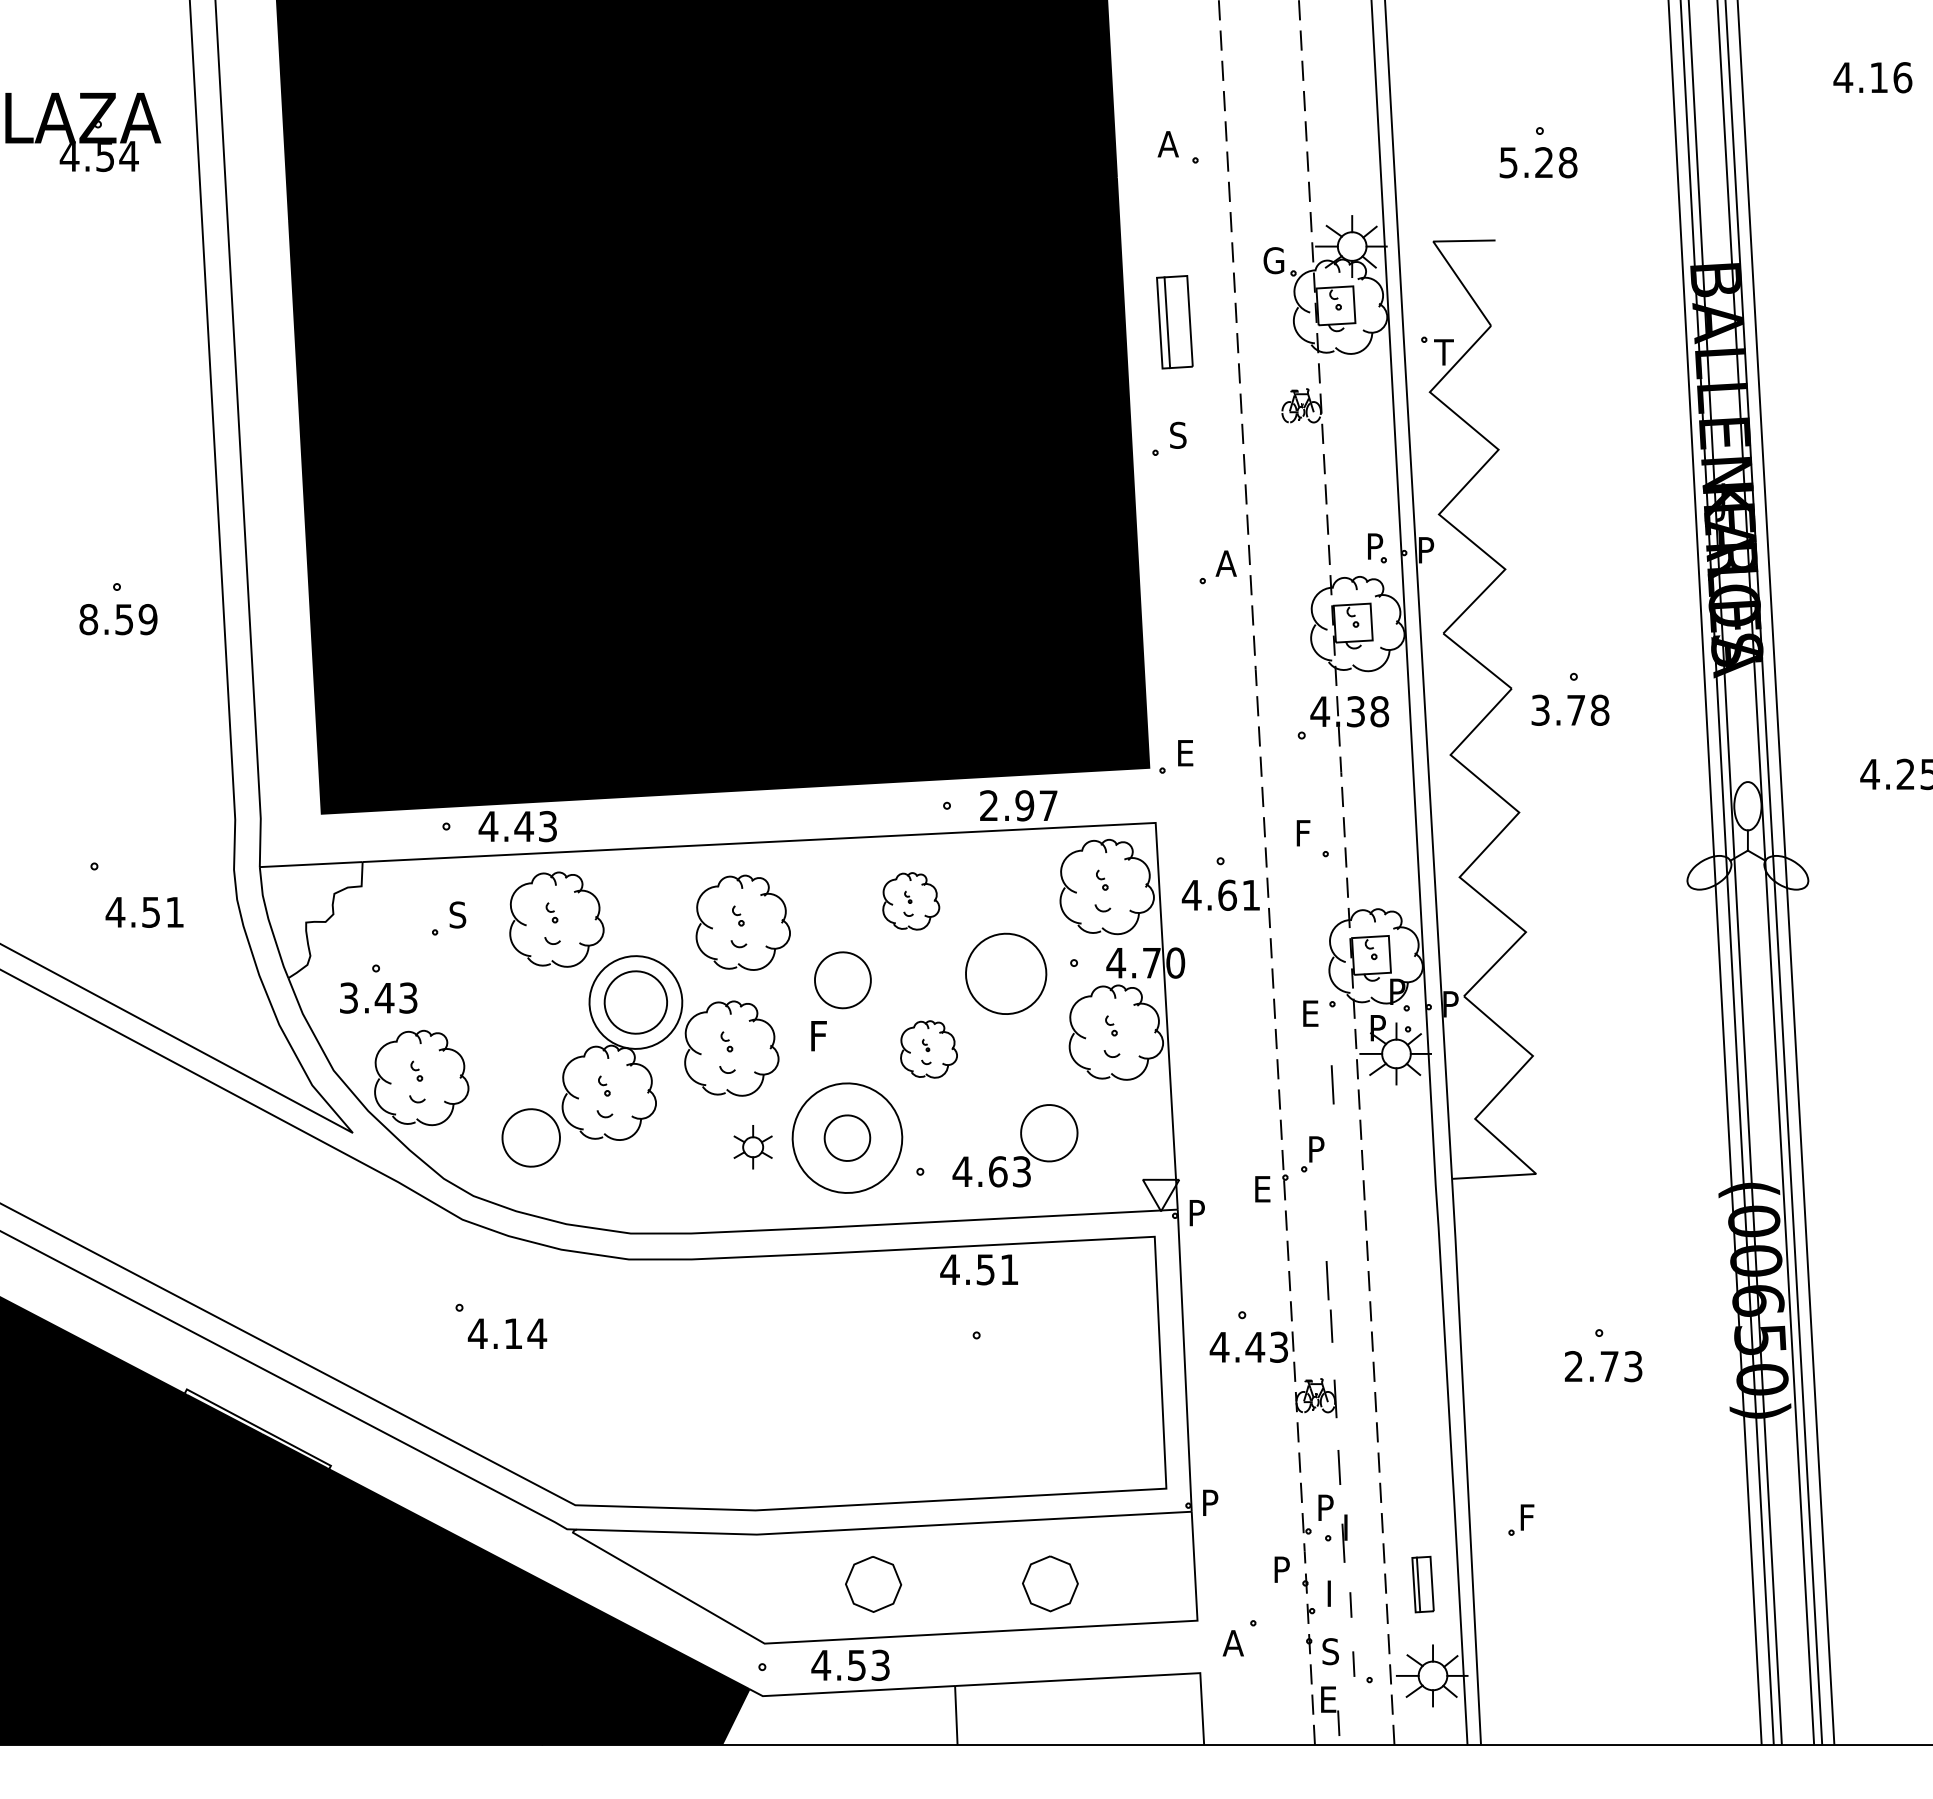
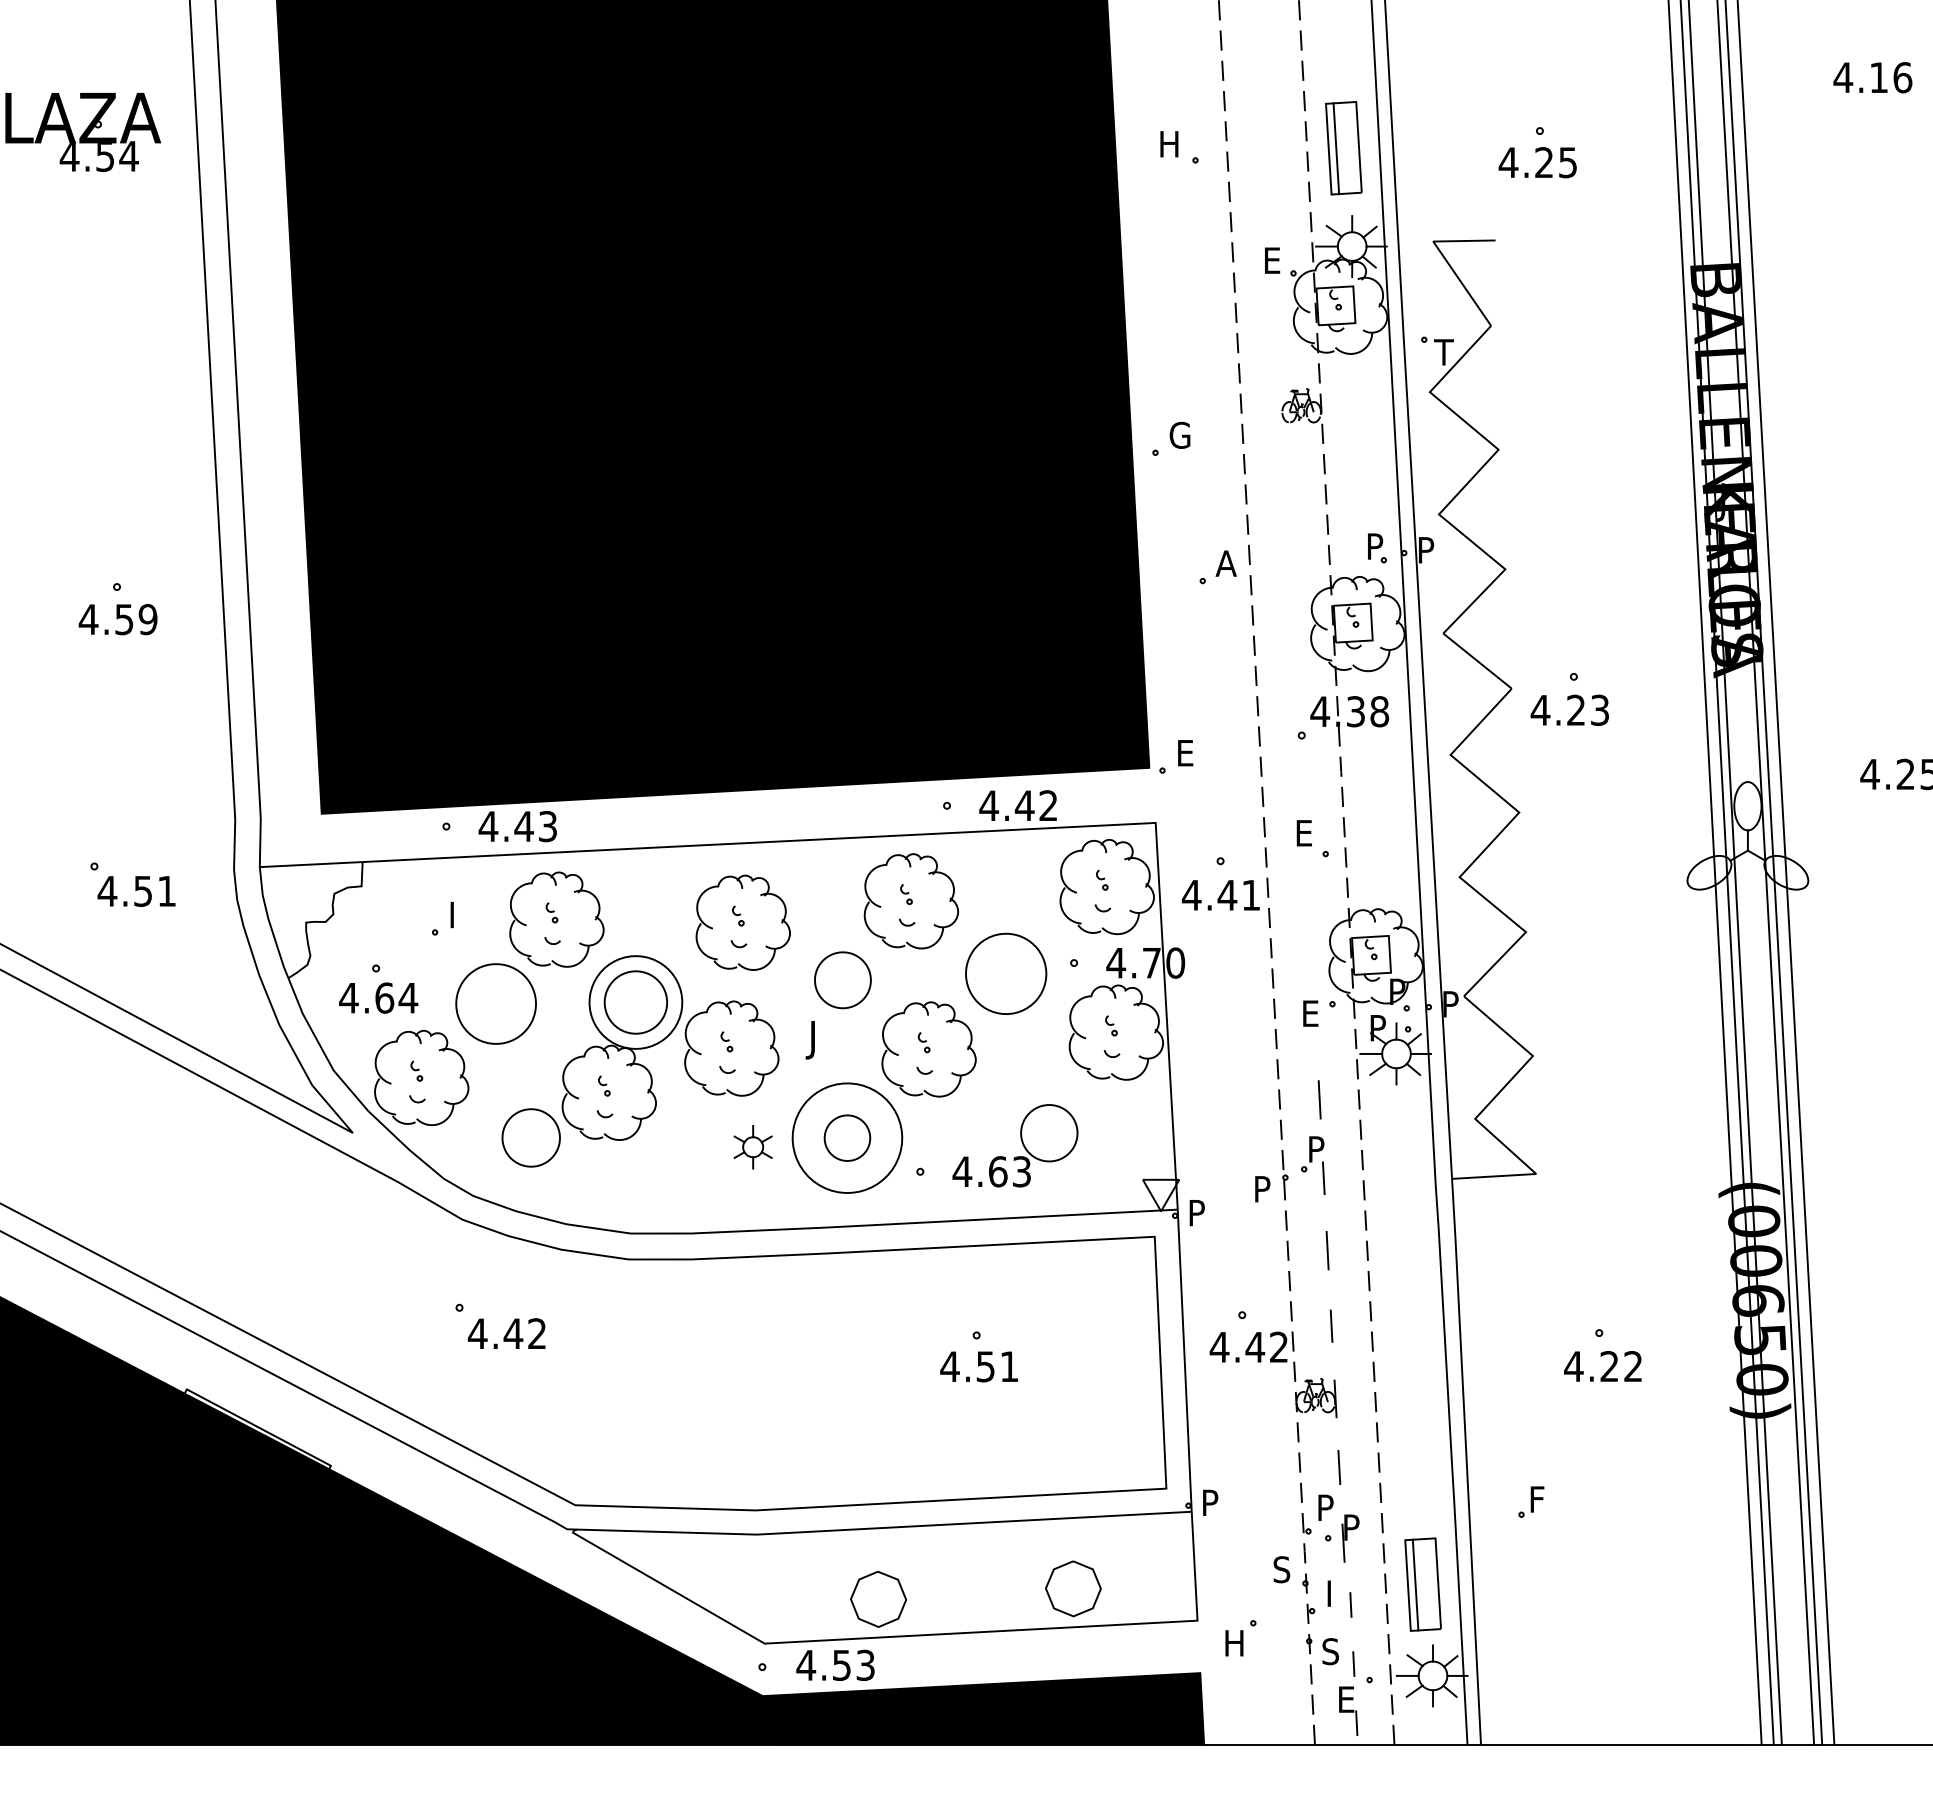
text: A -> H (1167, 144)
text: 5.28 -> 4.25 (1537, 162)
text: G -> E (1273, 260)
part position: (1174, 322) -> (1343, 148) (1343, 148)
text: S -> G (1179, 434)
text: 8.59 -> 4.59 (88, 619)
text: 3.78 -> 4.23 (1569, 709)
text: 2.97 -> 4.42 (1018, 805)
text: F -> E (1305, 833)
text: 4.61 -> 4.41 (1227, 894)
part size: 59x59 px -> 96x97 px (910, 901)
text position: (144, 912) -> (136, 891) (136, 891)
text: S -> I (457, 914)
text: 3.43 -> 4.64 (378, 997)
part: none -> present (495, 1003)
text: F -> J (815, 1040)
part size: 58x59 px -> 96x97 px (928, 1049)
line position: (1332, 1084) -> (1319, 1099) (1319, 1099)
line: none -> present (1323, 1177)
text: E -> P (1264, 1189)
text position: (978, 1269) -> (978, 1366) (978, 1366)
line position: (1327, 1280) -> (1327, 1250) (1327, 1250)
text: 4.14 -> 4.42 (525, 1333)
text: 4.43 -> 4.42 (1278, 1346)
text: 2.73 -> 4.22 (1603, 1366)
part position: (1521, 1519) -> (1531, 1501) (1531, 1501)
text: I -> P (1353, 1522)
text: P -> S (1281, 1569)
part position: (1050, 1583) -> (1073, 1588) (1073, 1588)
part position: (873, 1584) -> (878, 1599) (878, 1599)
part size: 24x59 px -> 38x95 px (1422, 1584)
text: A -> H (1232, 1643)
text position: (850, 1665) -> (835, 1665) (835, 1665)
fill: none -> present (963, 1709)
part position: (1330, 1710) -> (1348, 1710) (1348, 1710)
